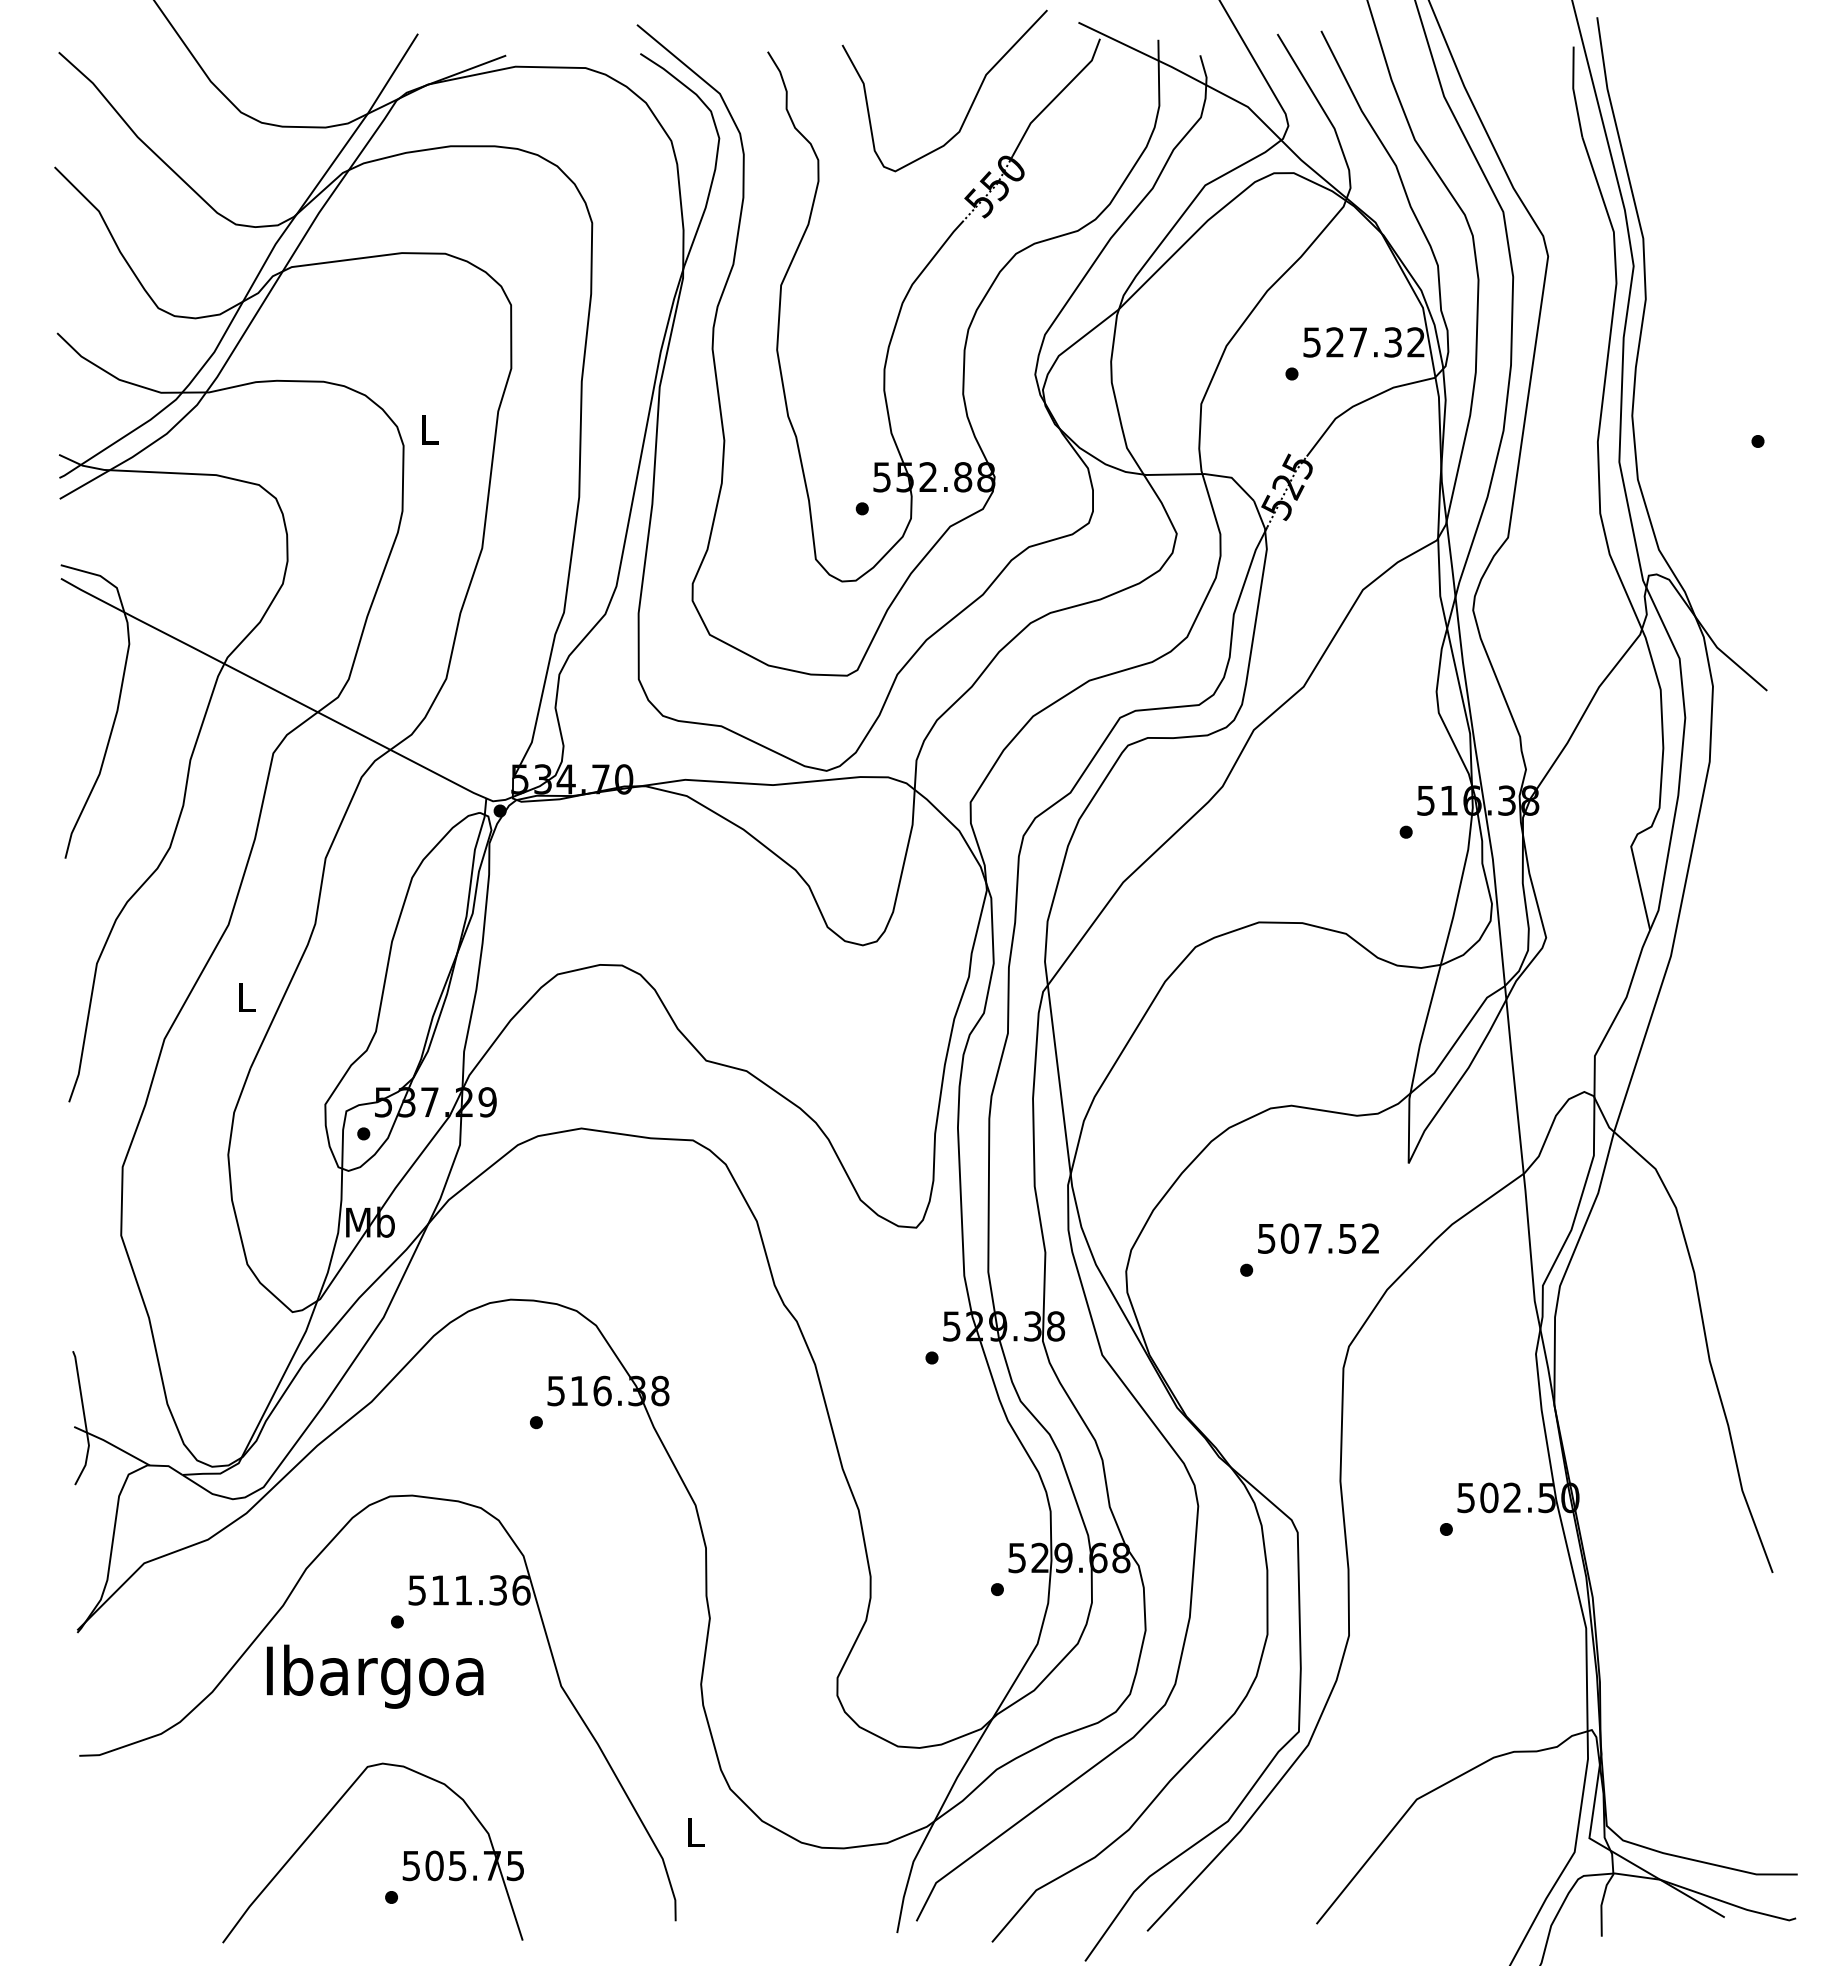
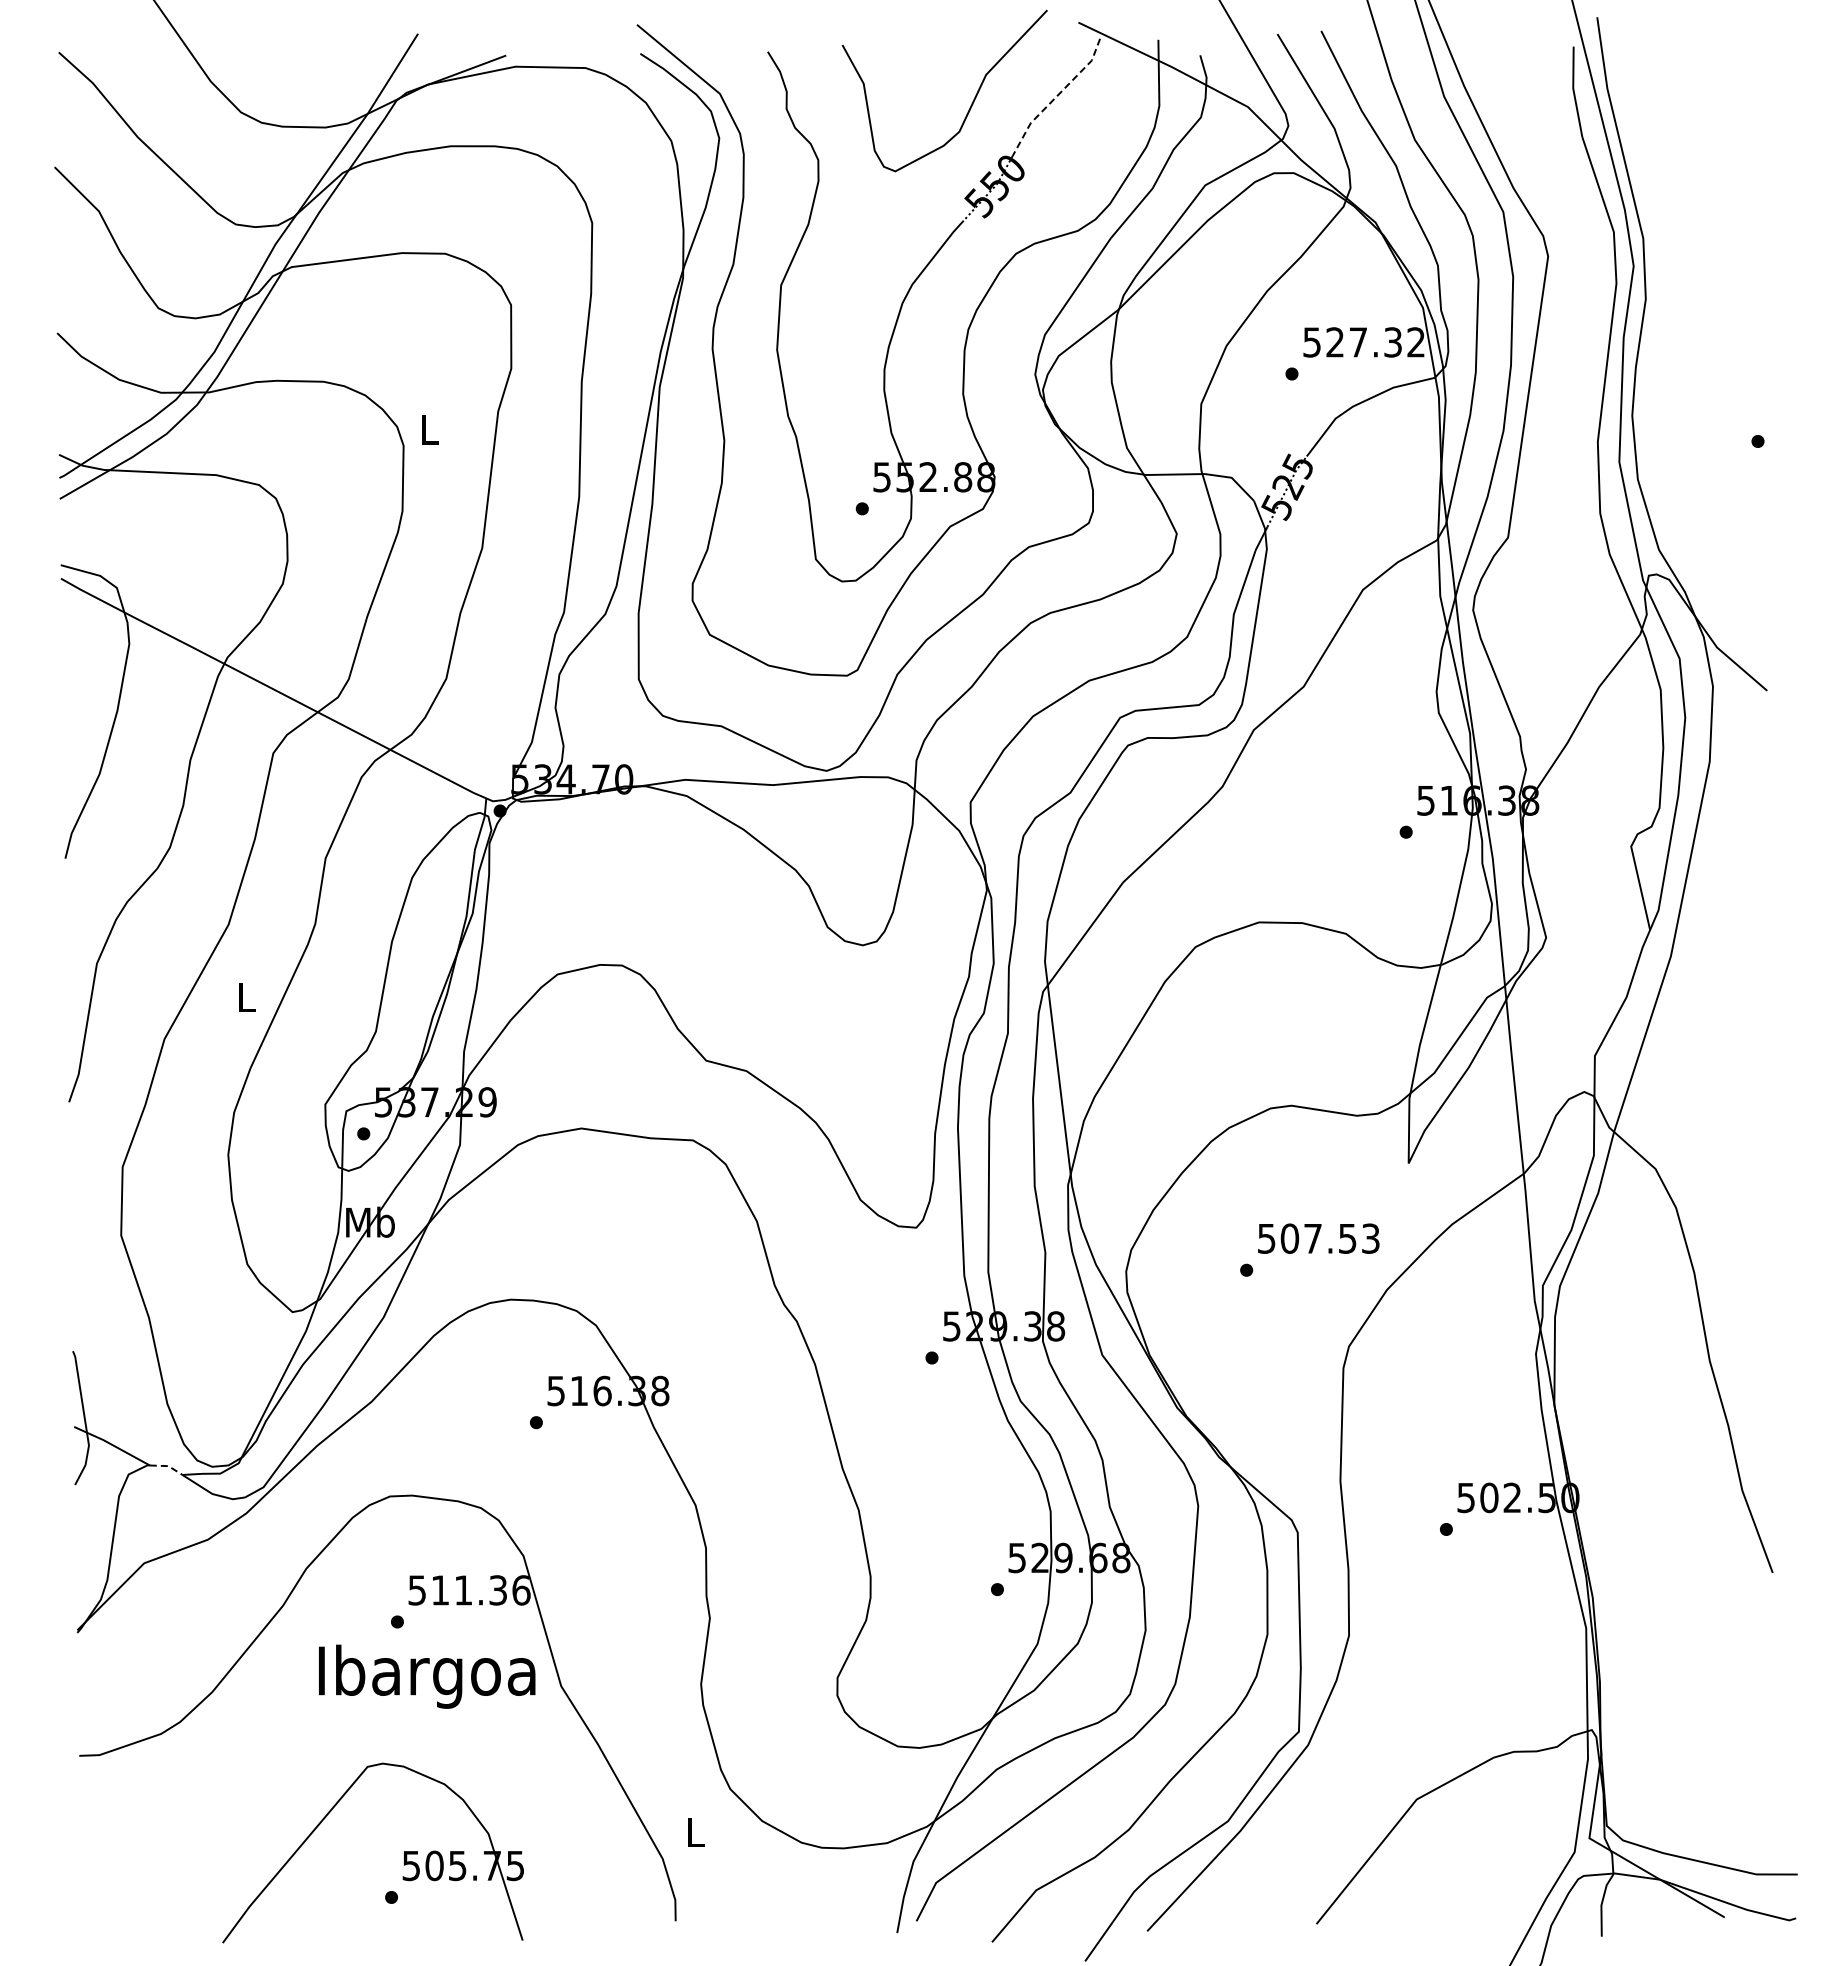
line: solid -> dashed (1056, 96)
text: 507.52 -> 507.53 (1370, 1238)
line: solid -> dashed (168, 1466)
text position: (375, 1676) -> (427, 1676) (427, 1676)
